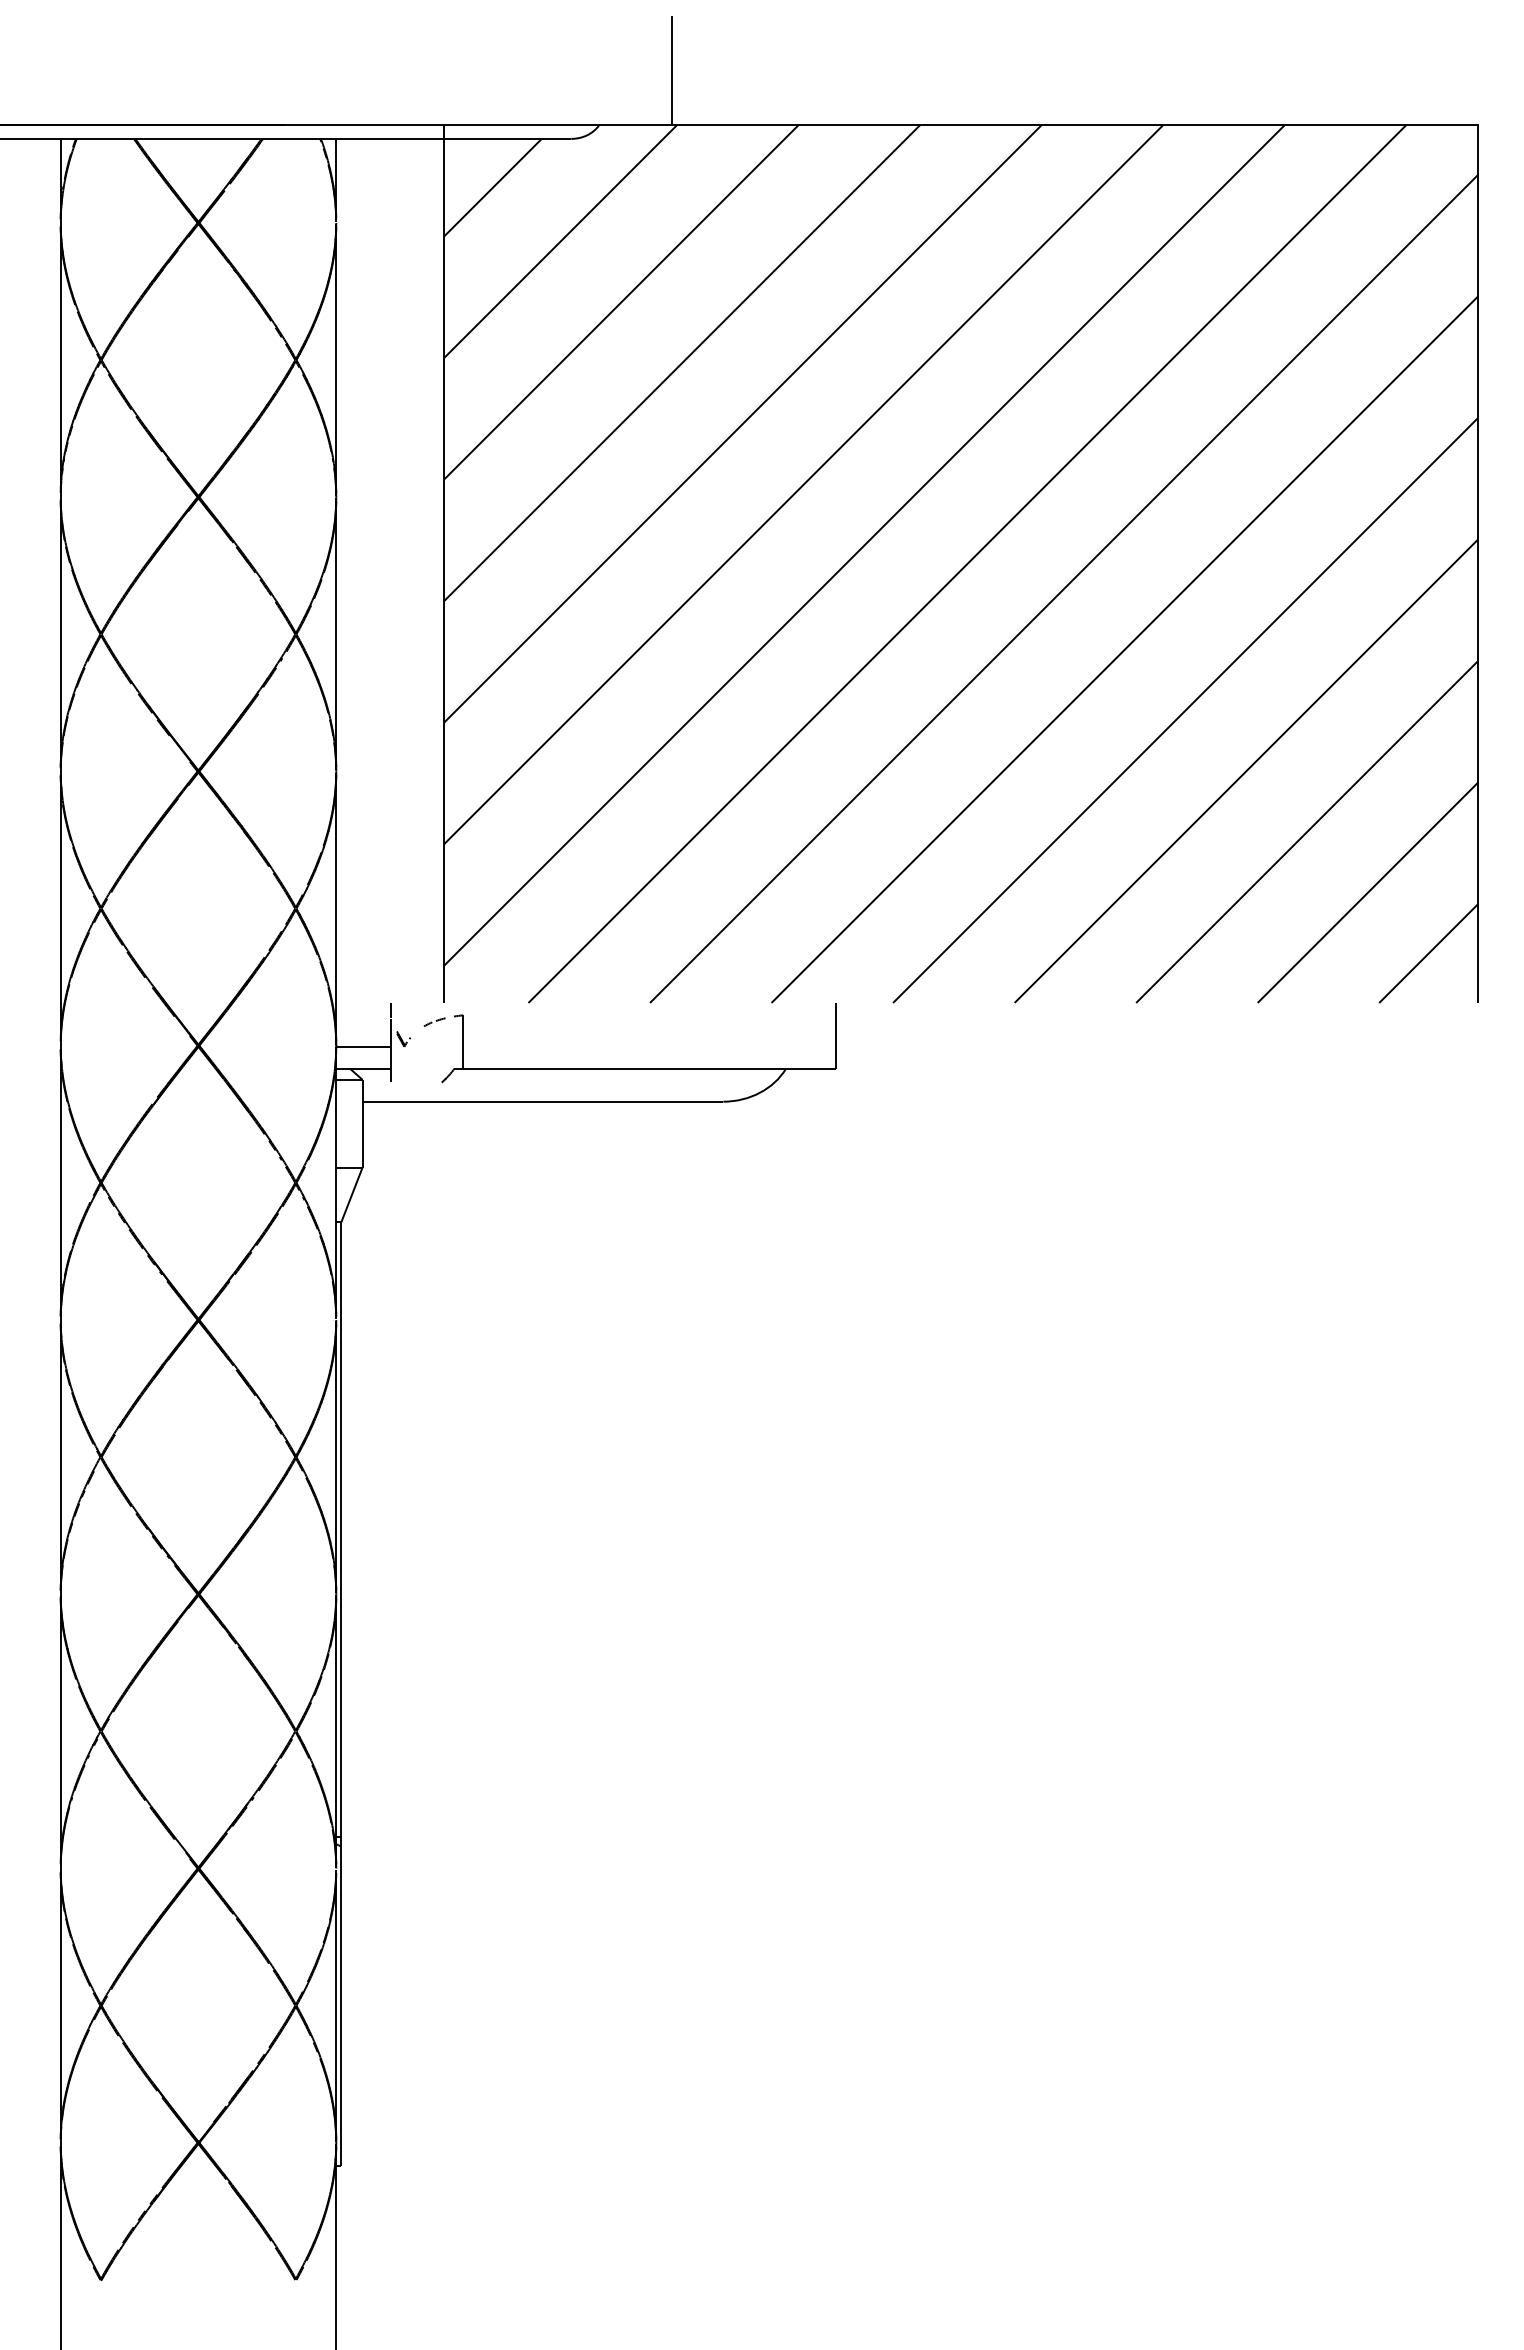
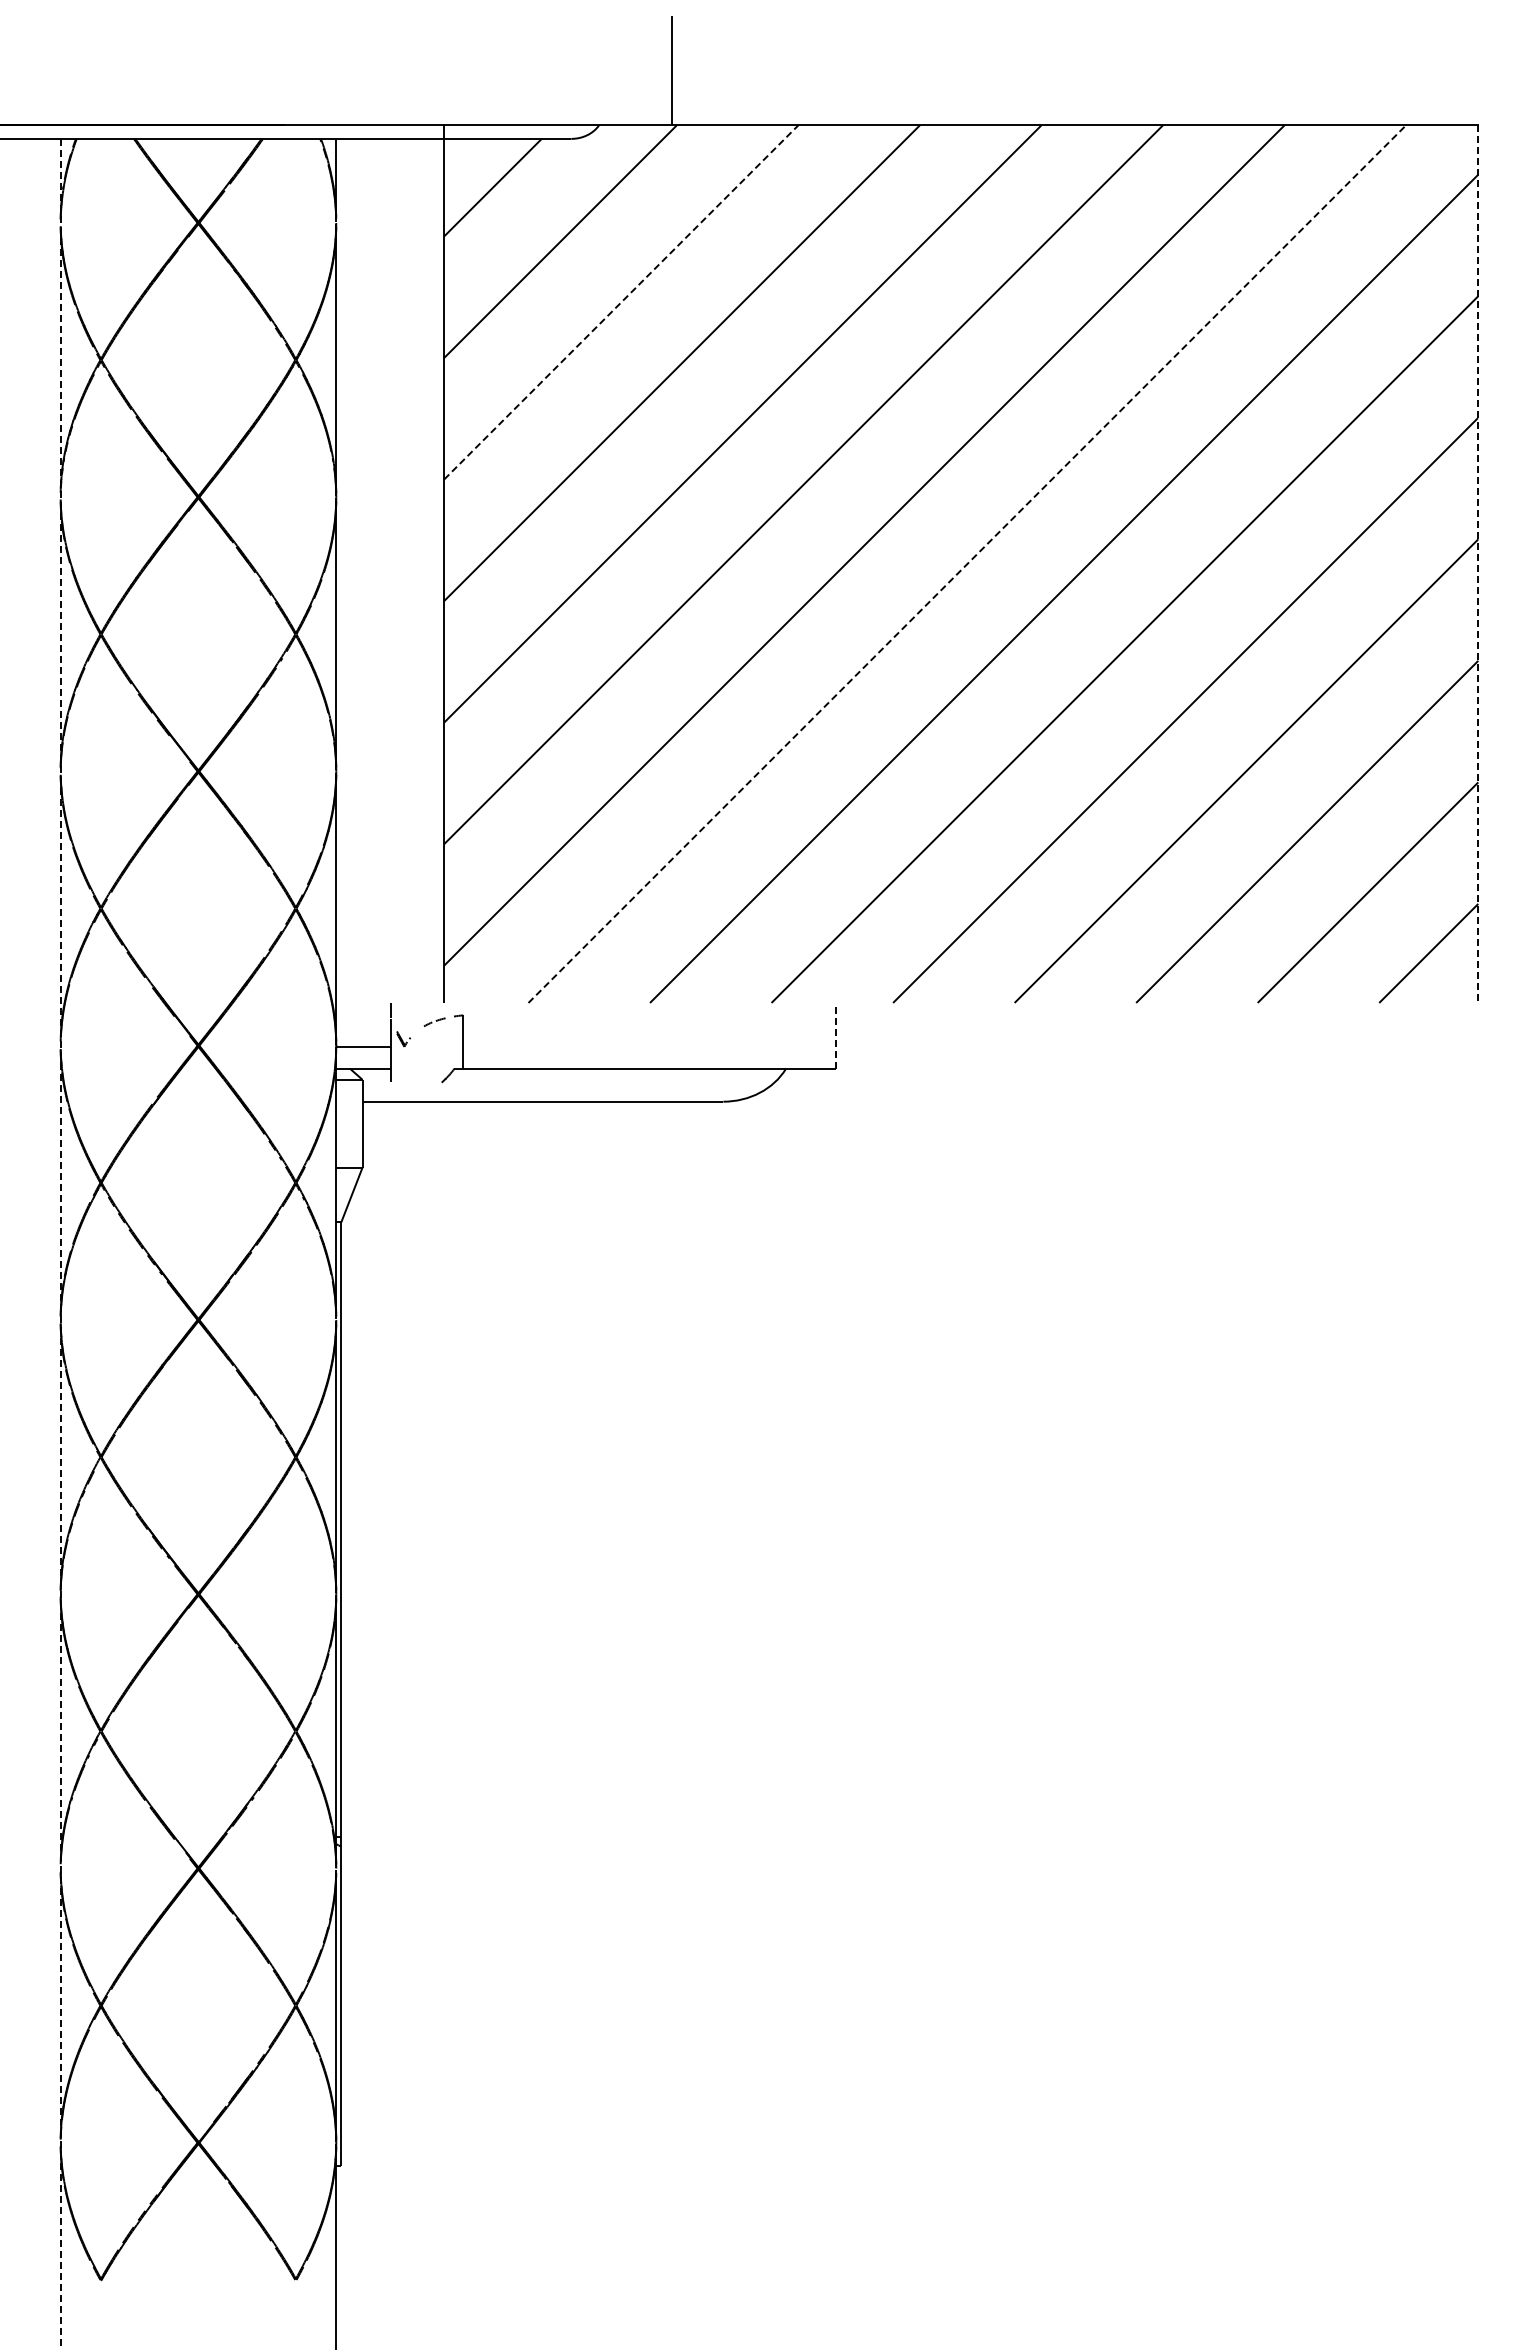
line: solid -> dashed (621, 302)
line: solid -> dashed (967, 564)
line: solid -> dashed (1478, 564)
line: solid -> dashed (836, 1035)
line: solid -> dashed (60, 1244)
